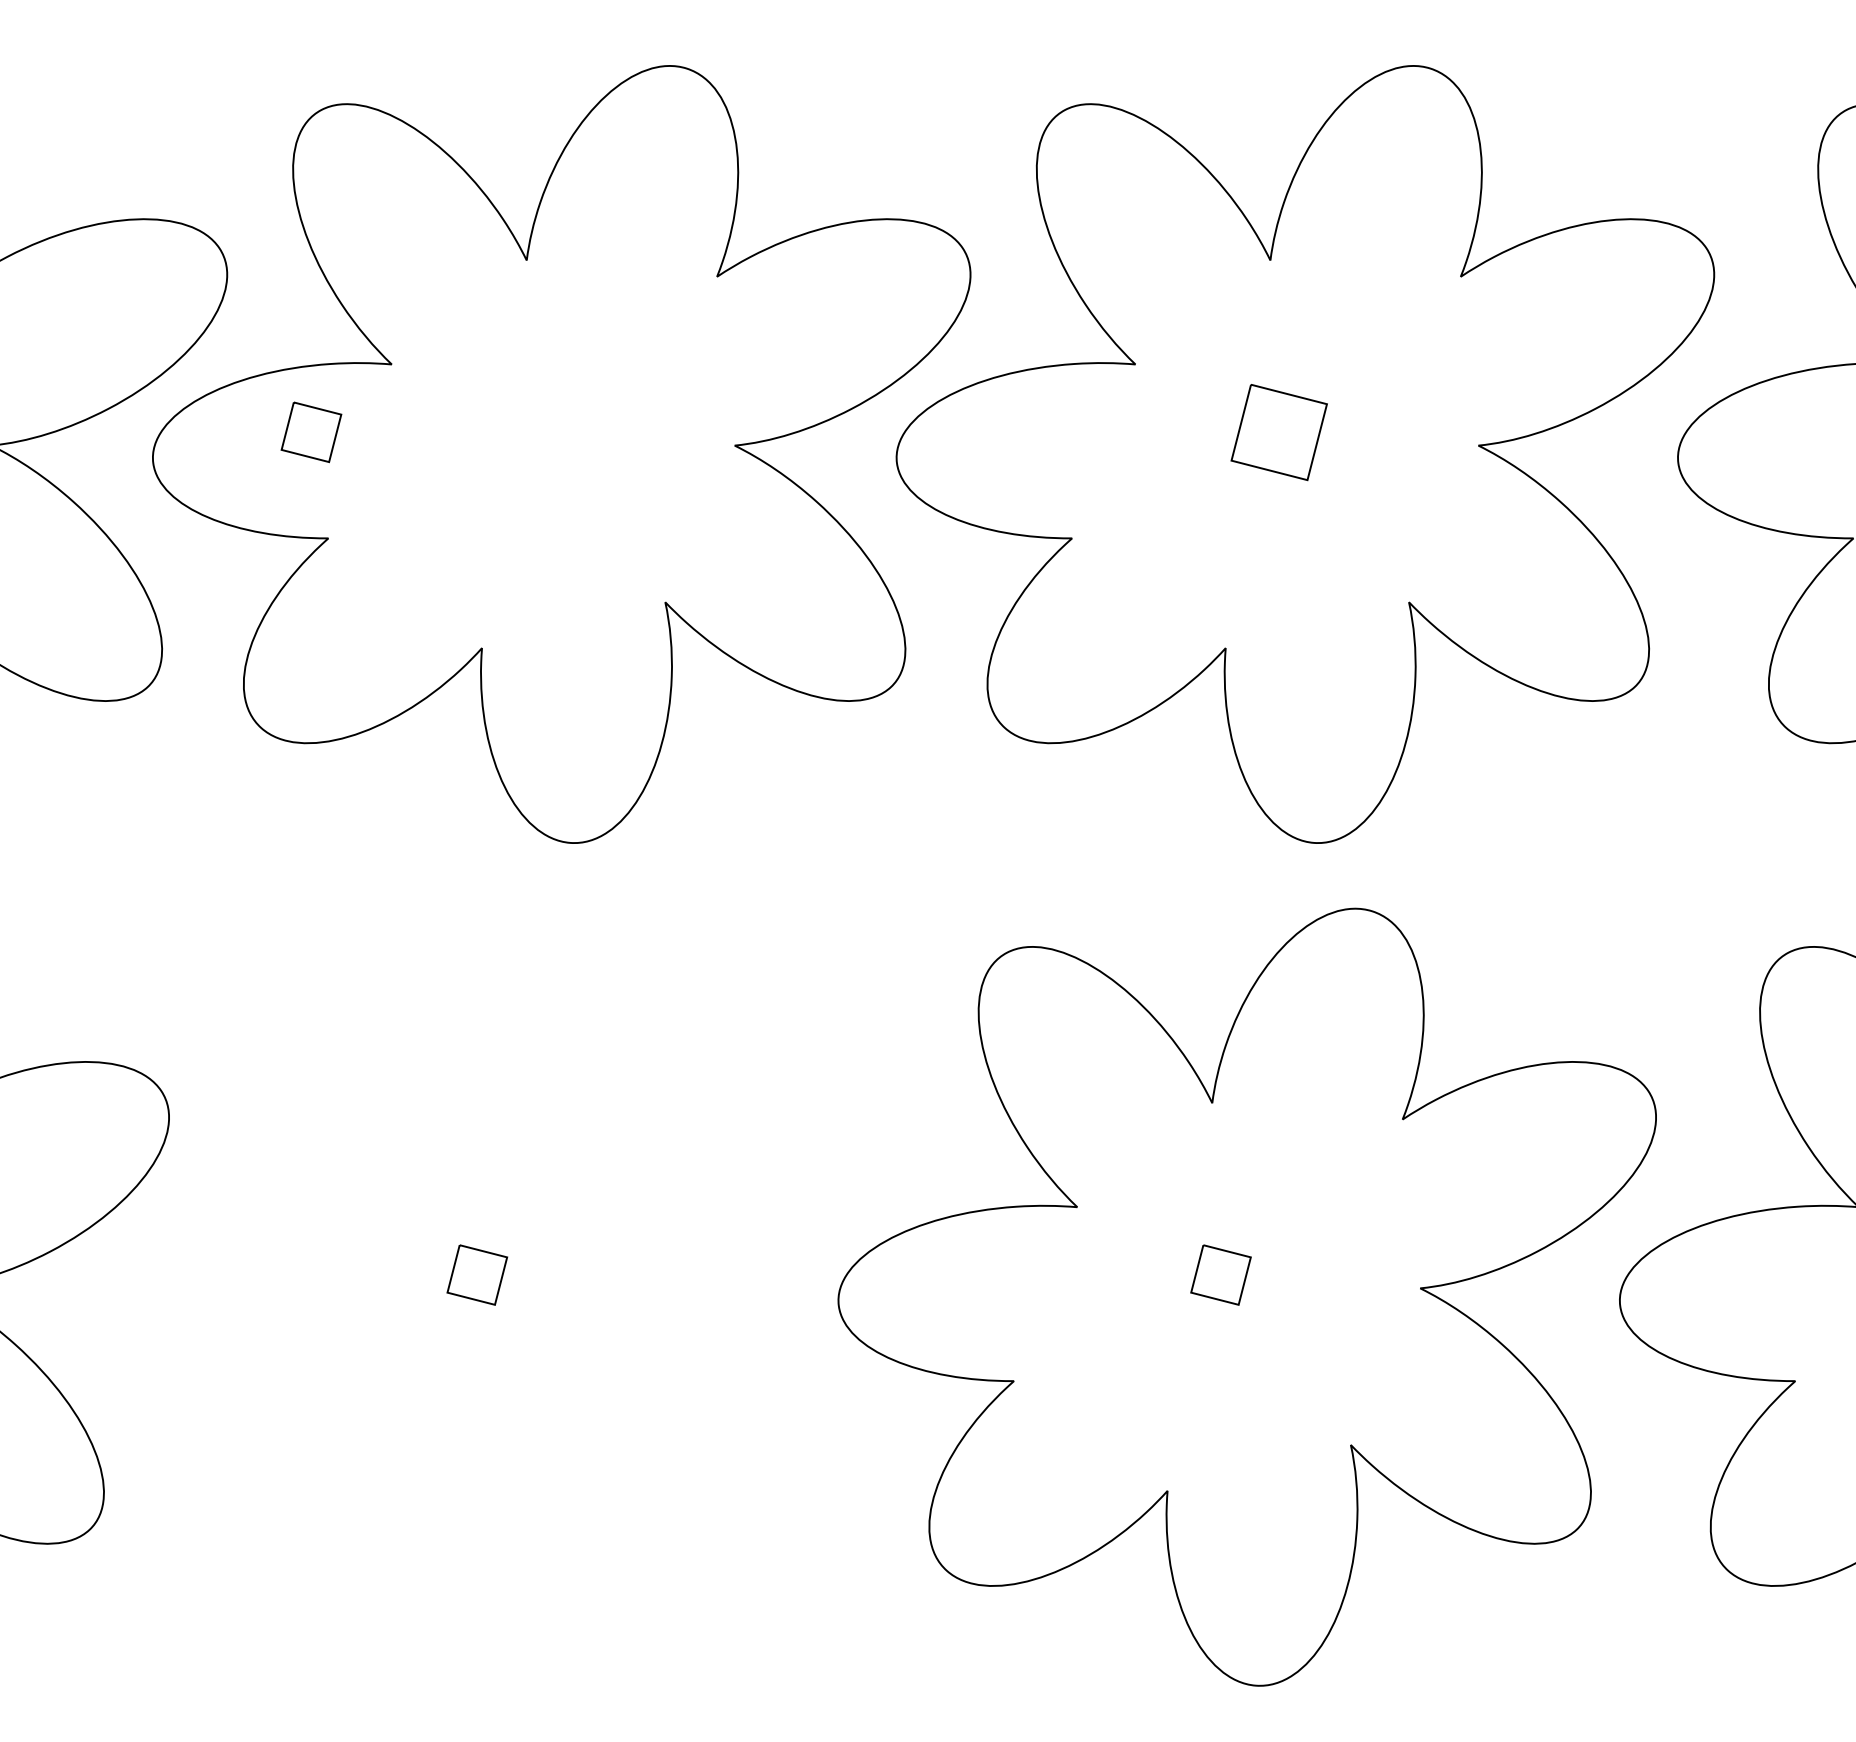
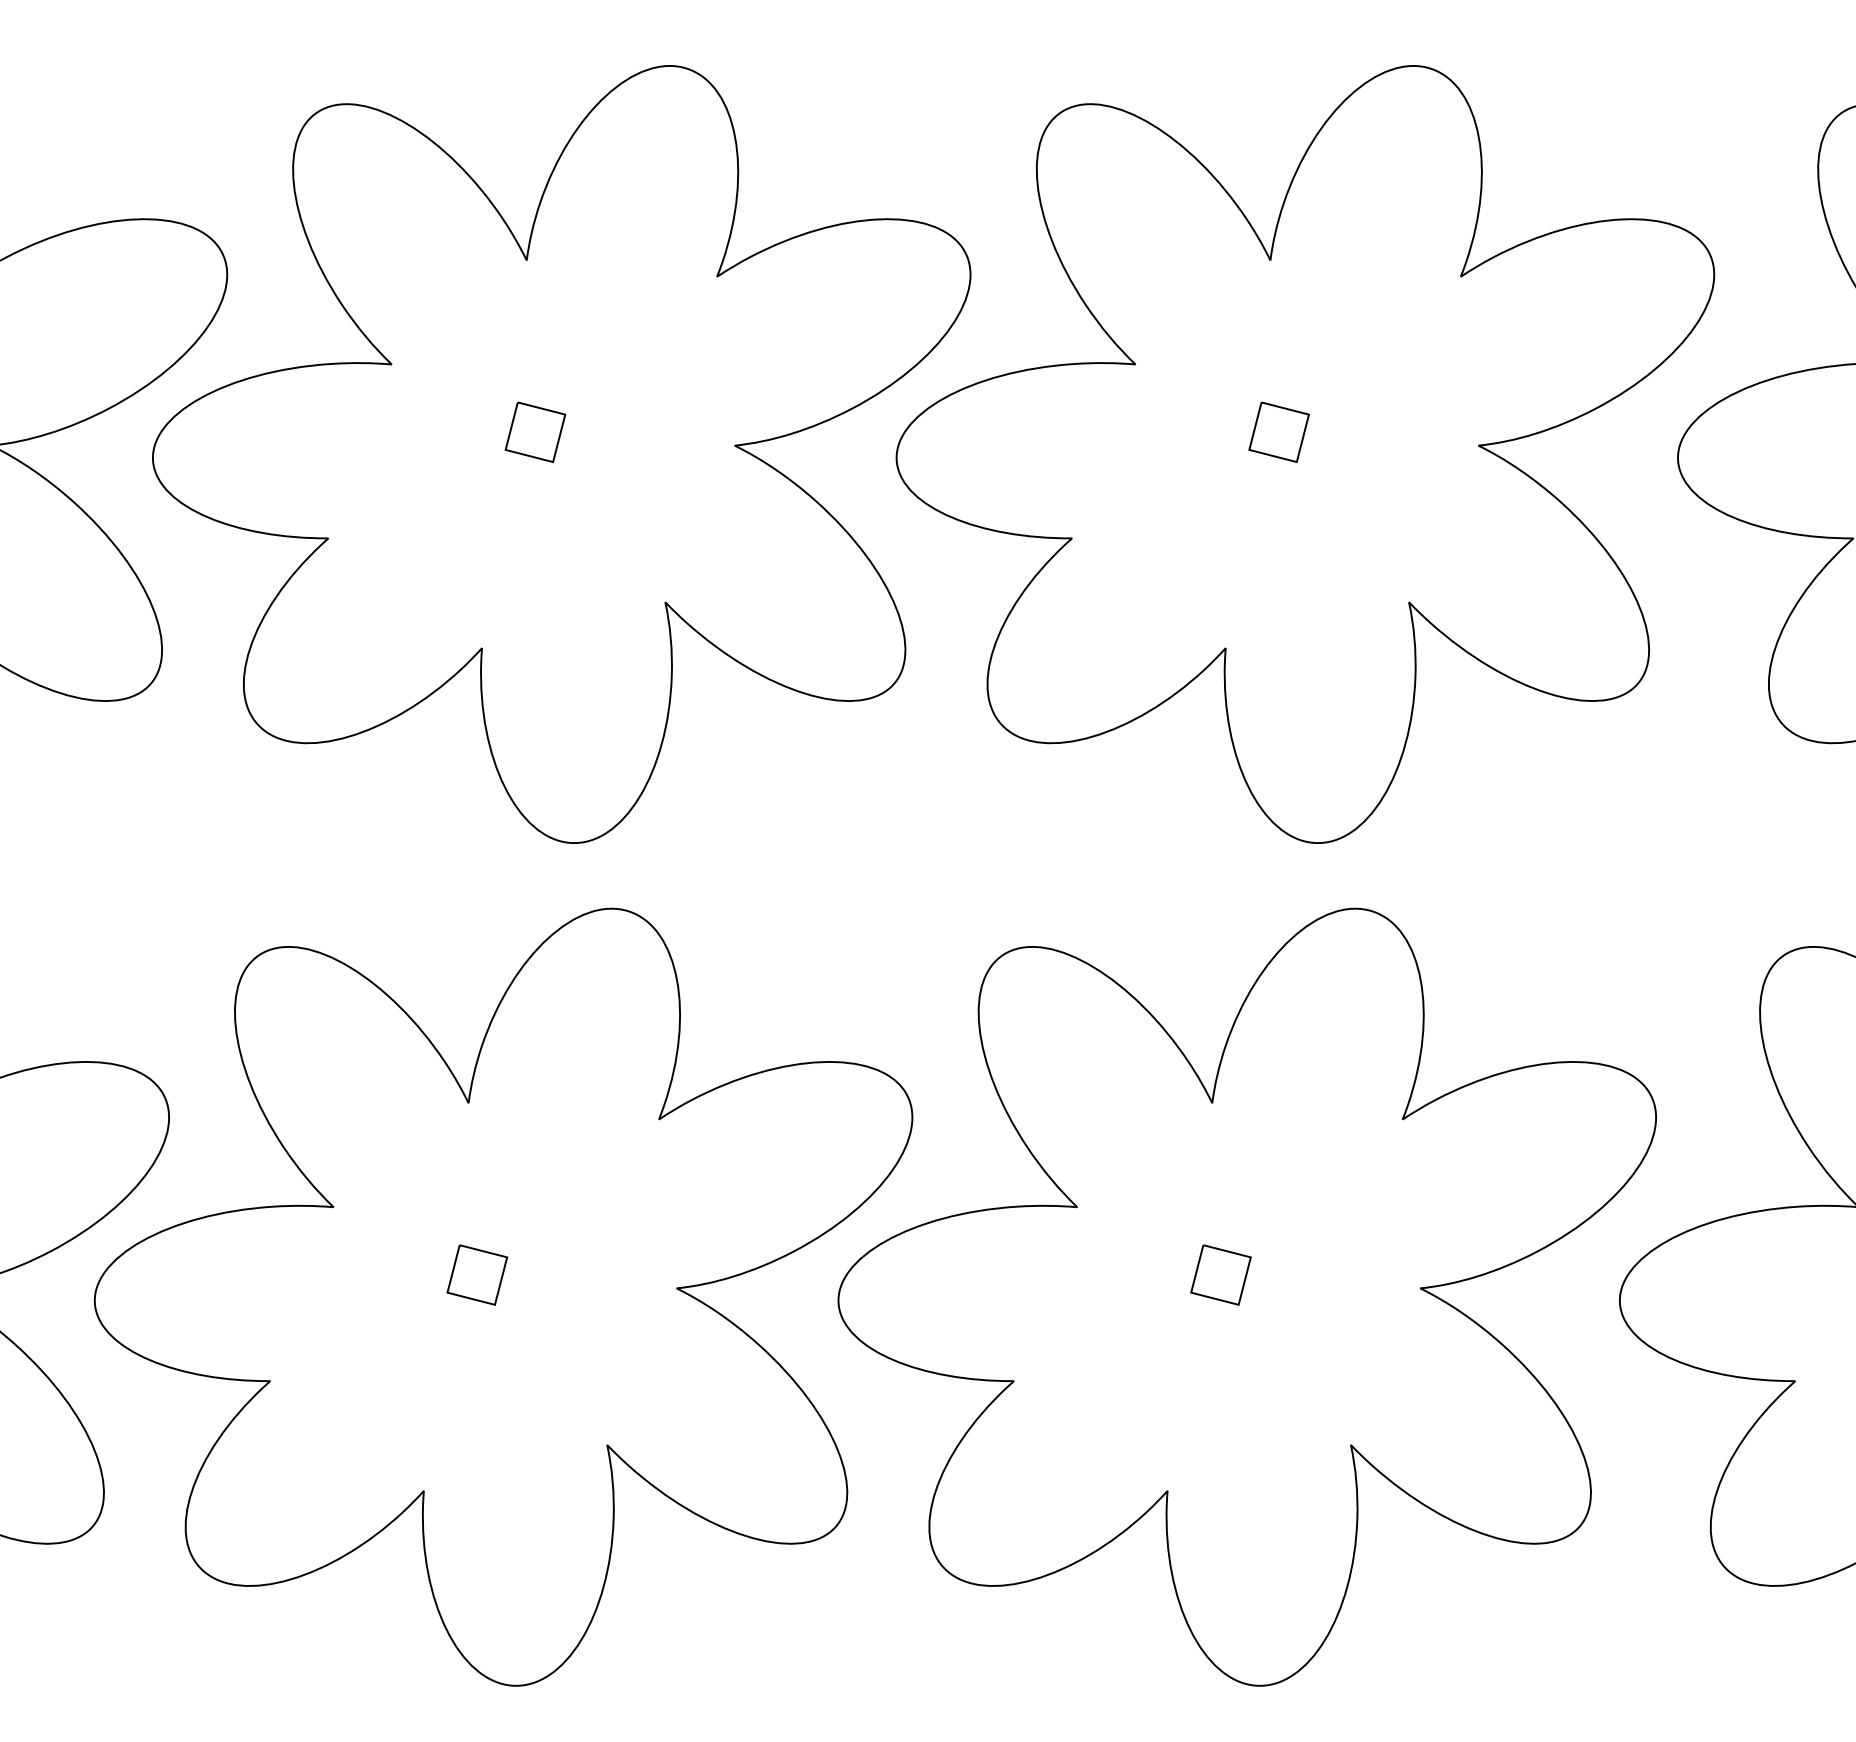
part position: (311, 432) -> (535, 432) (535, 432)
part size: 98x98 px -> 62x62 px (1278, 431)
part: none -> present (503, 1296)
